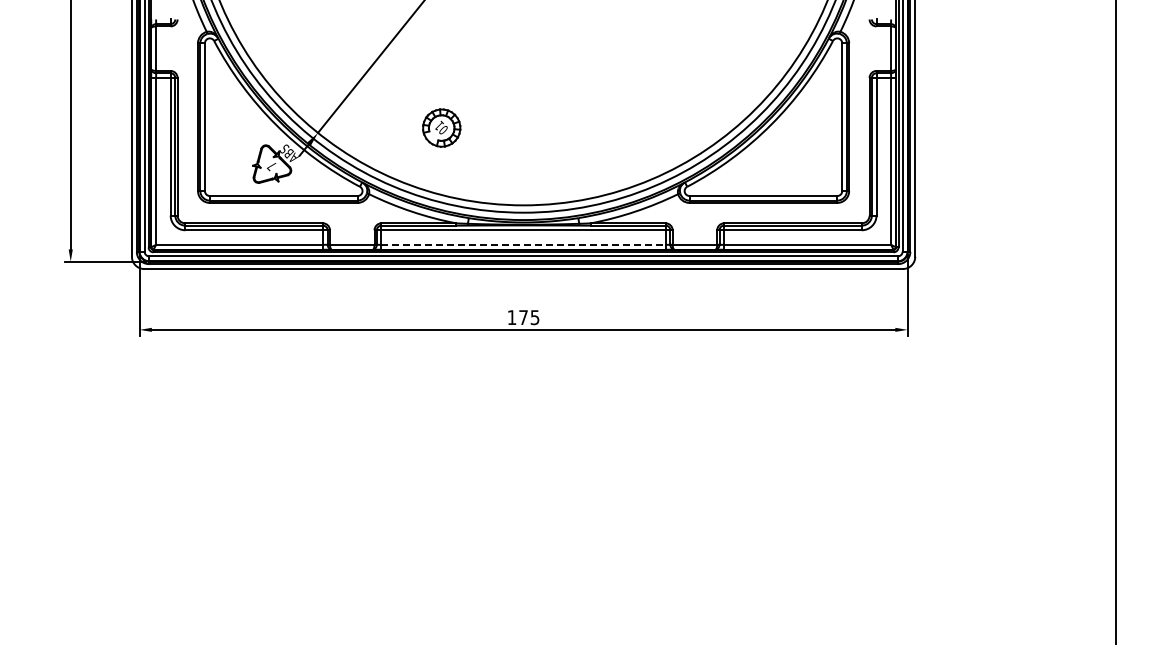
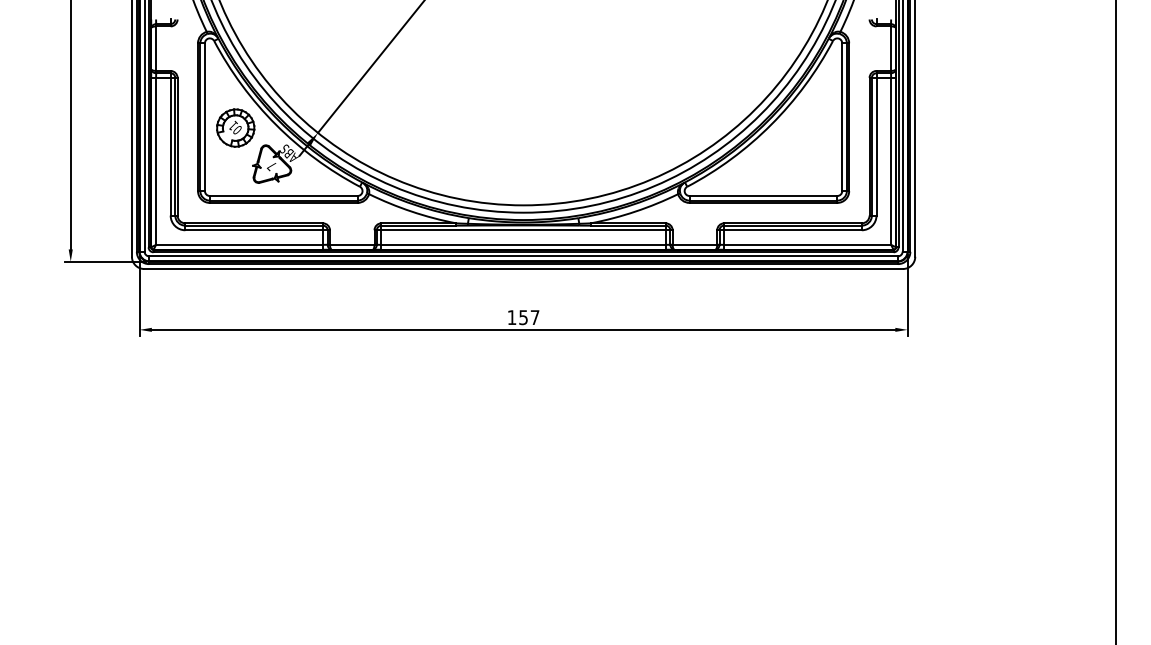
part position: (441, 127) -> (235, 127) (235, 127)
line: dashed -> solid (524, 244)
text: 175 -> 157 (529, 317)
